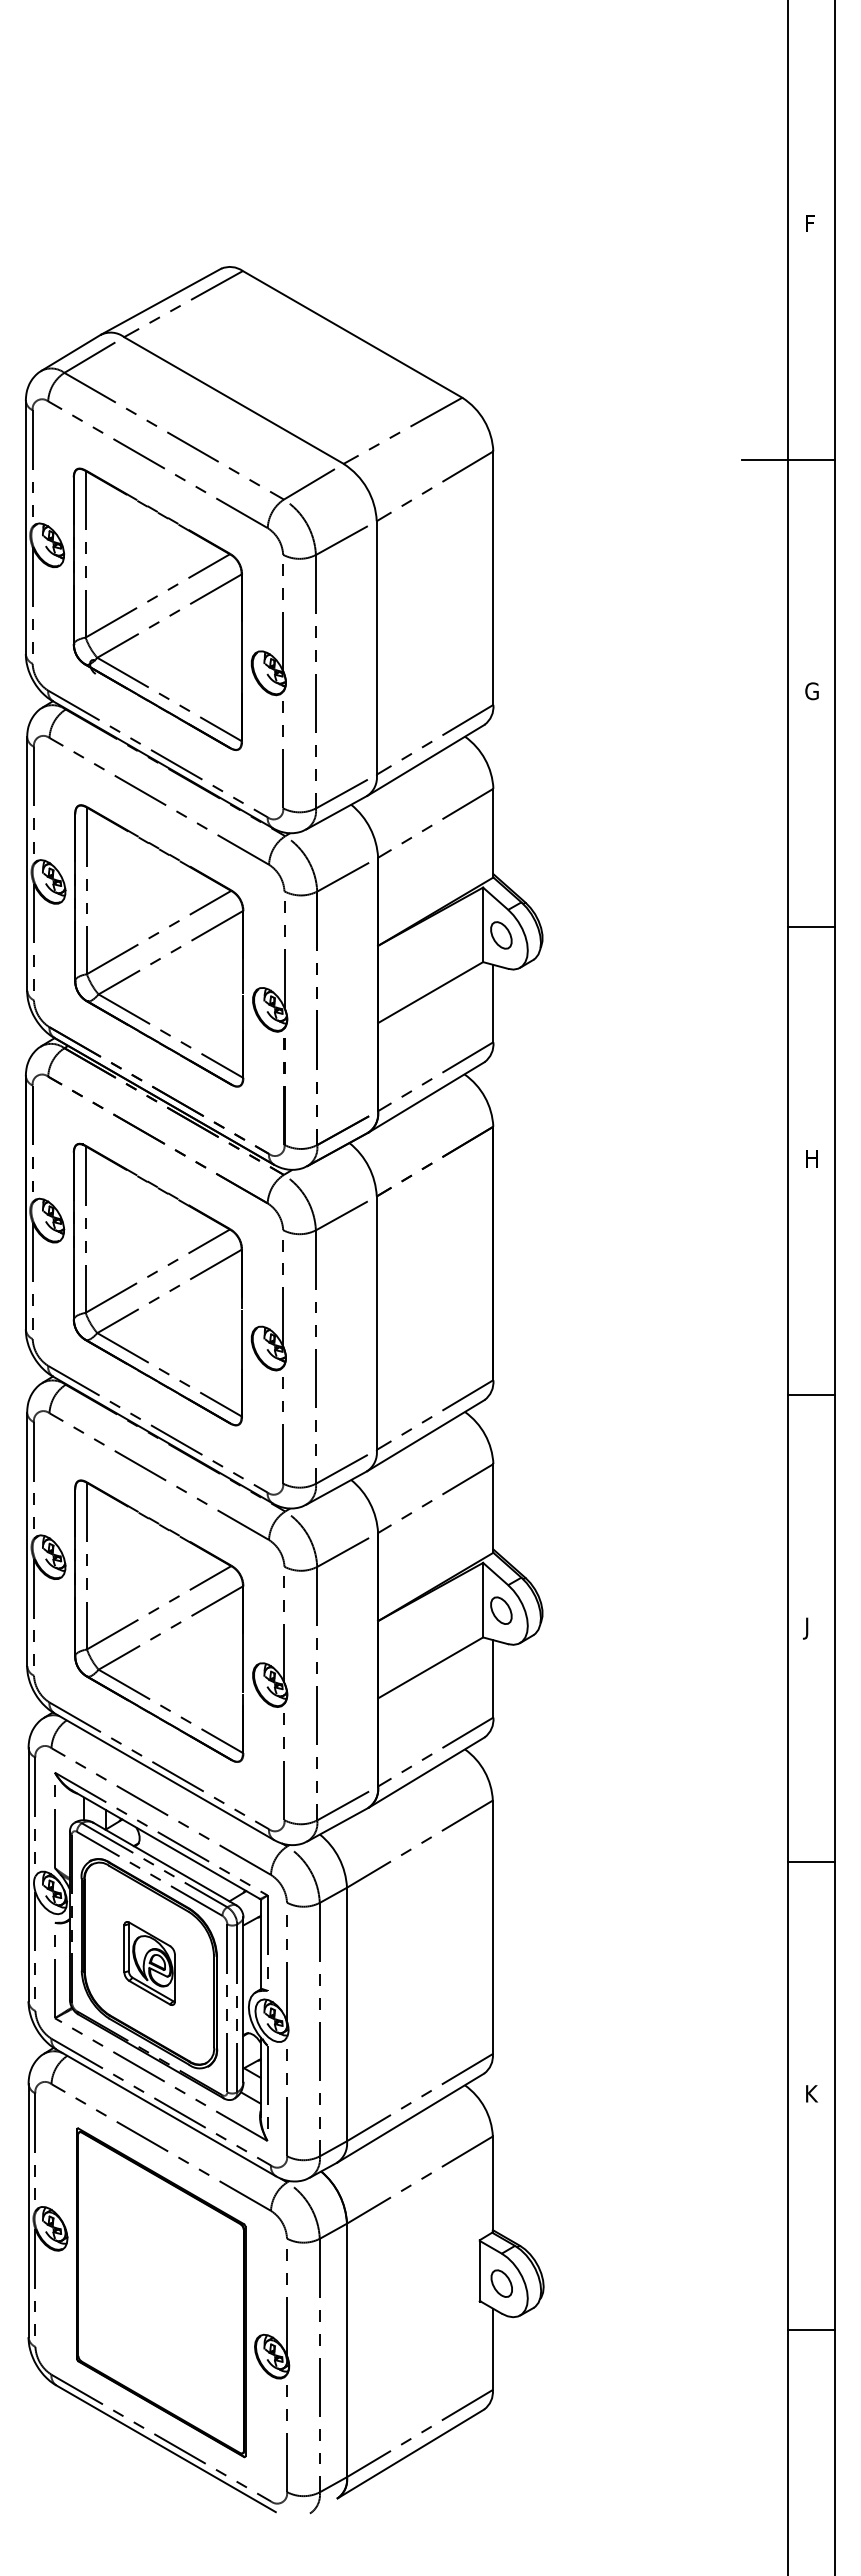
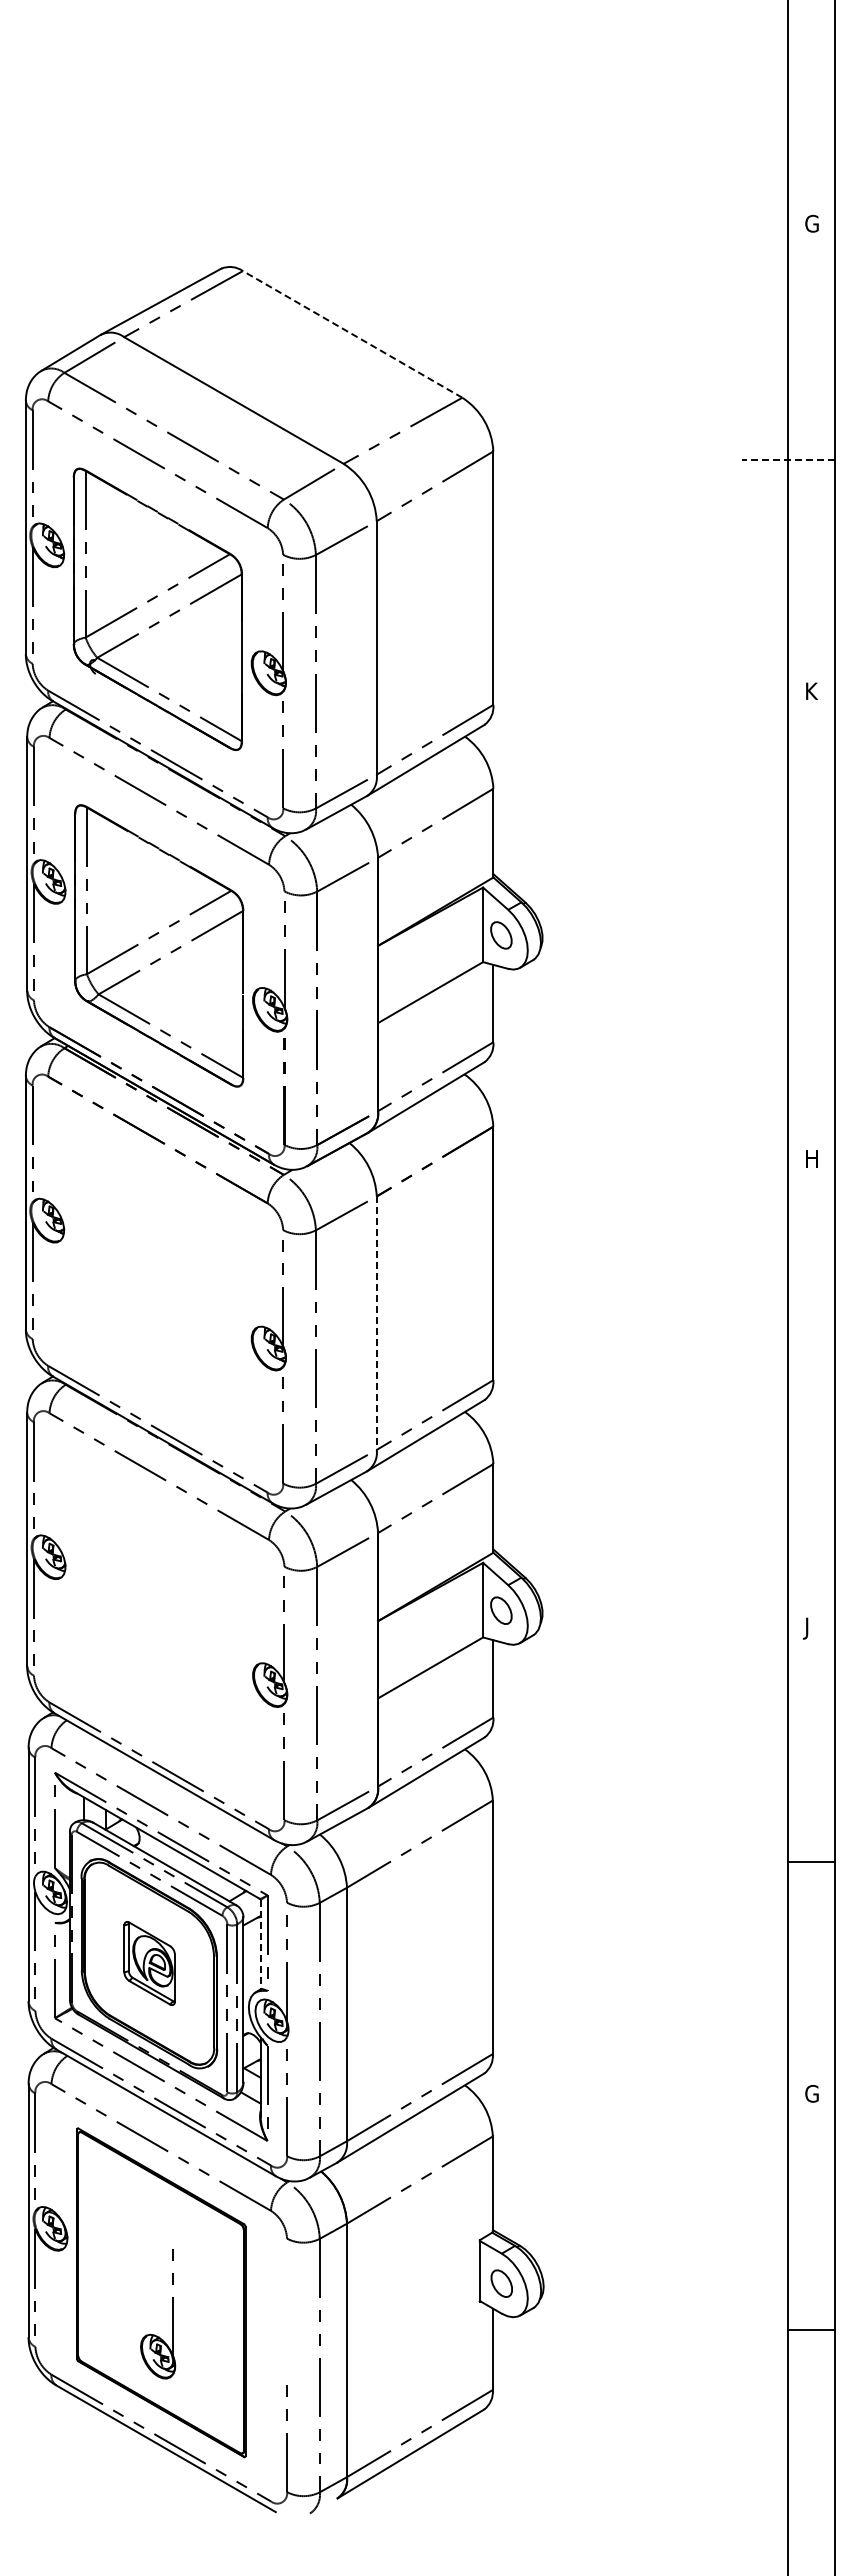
text: F -> G (811, 223)
line: solid -> dashed (352, 334)
line: solid -> dashed (788, 459)
text: G -> K (811, 691)
line: present -> none (811, 927)
part: present -> none (152, 1275)
line: solid -> dashed (376, 1323)
line: present -> none (811, 1394)
part: present -> none (153, 1612)
line: solid -> dashed (260, 1944)
text: K -> G (811, 2093)
part position: (286, 2314) -> (172, 2314) (172, 2314)
